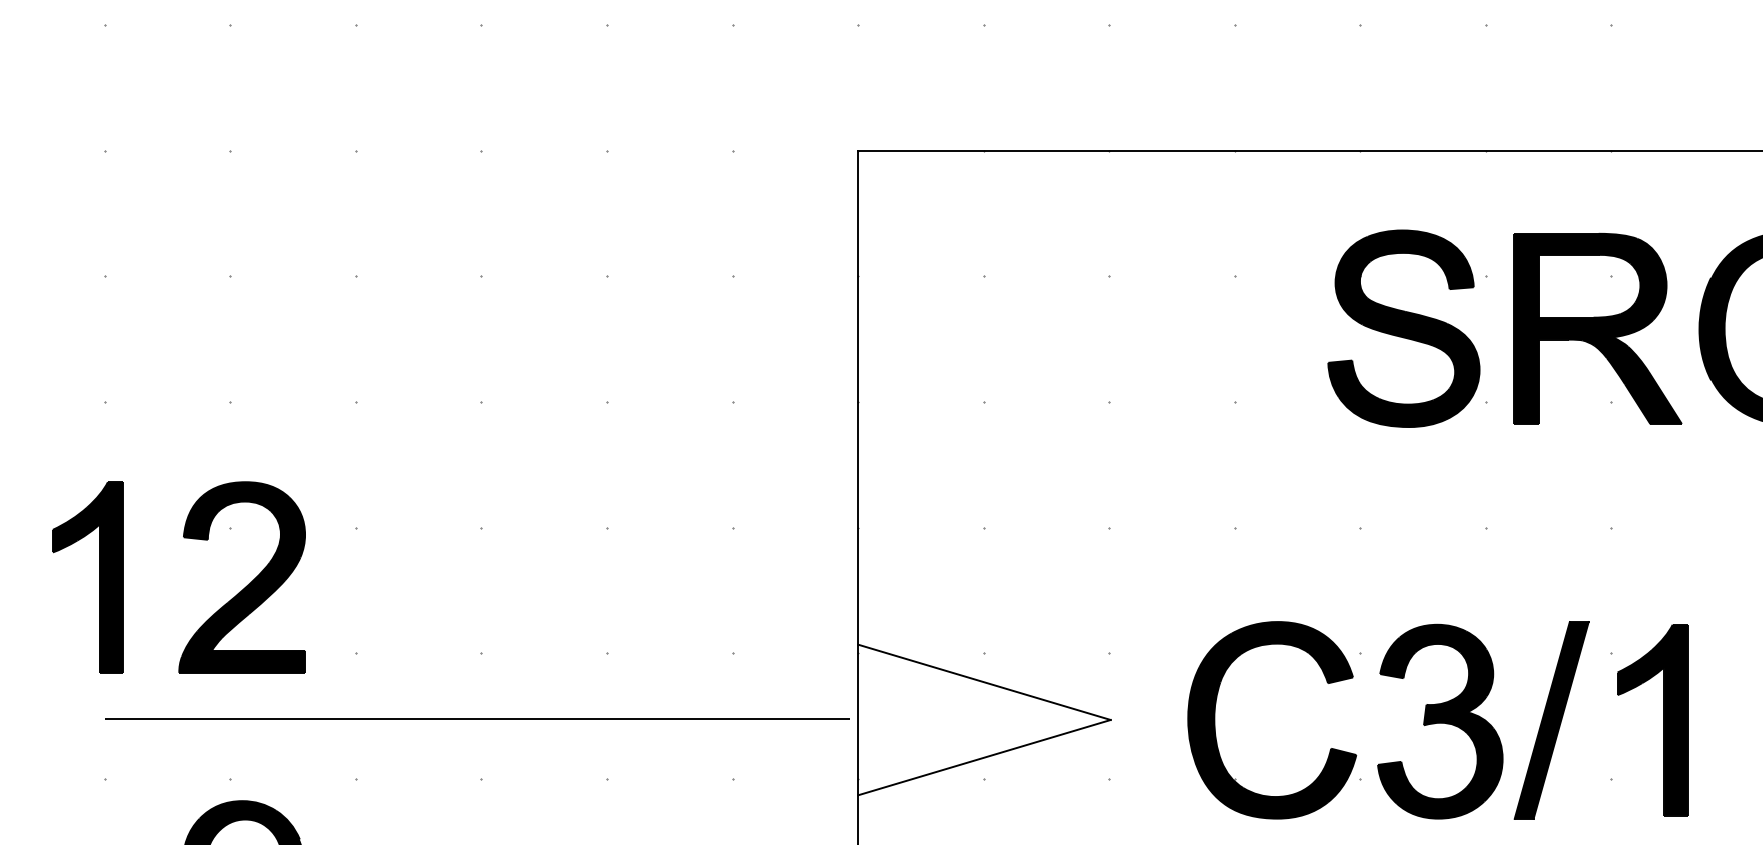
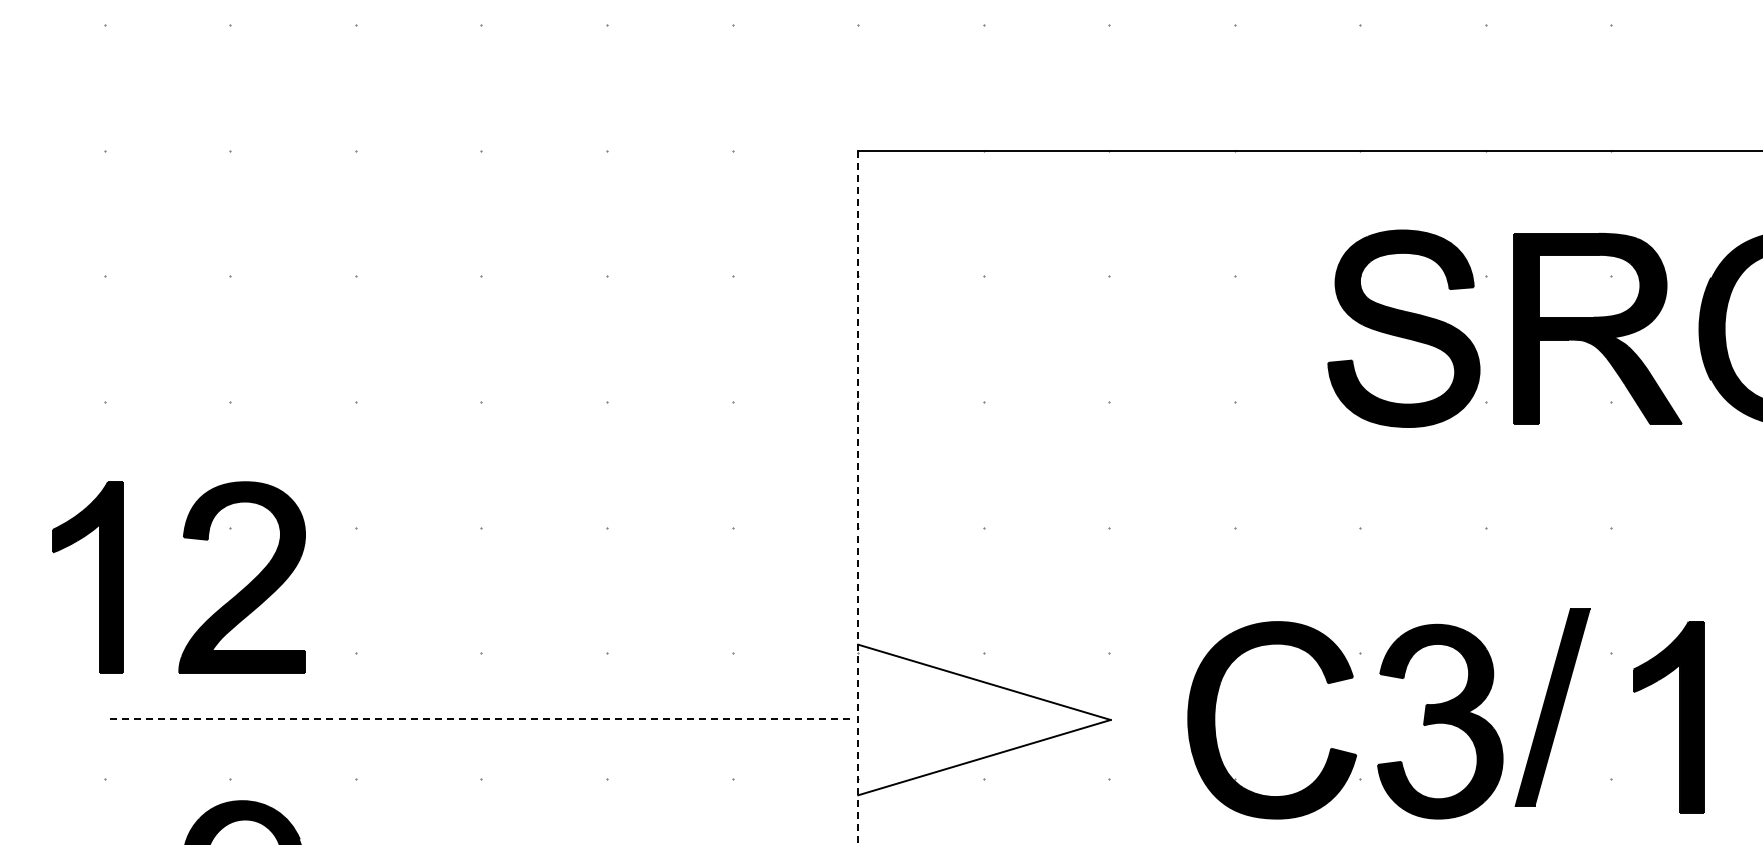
line: solid -> dashed (858, 497)
line: solid -> dashed (477, 718)
part position: (1551, 720) -> (1552, 707) (1552, 707)
part position: (1663, 720) -> (1679, 717) (1679, 717)
